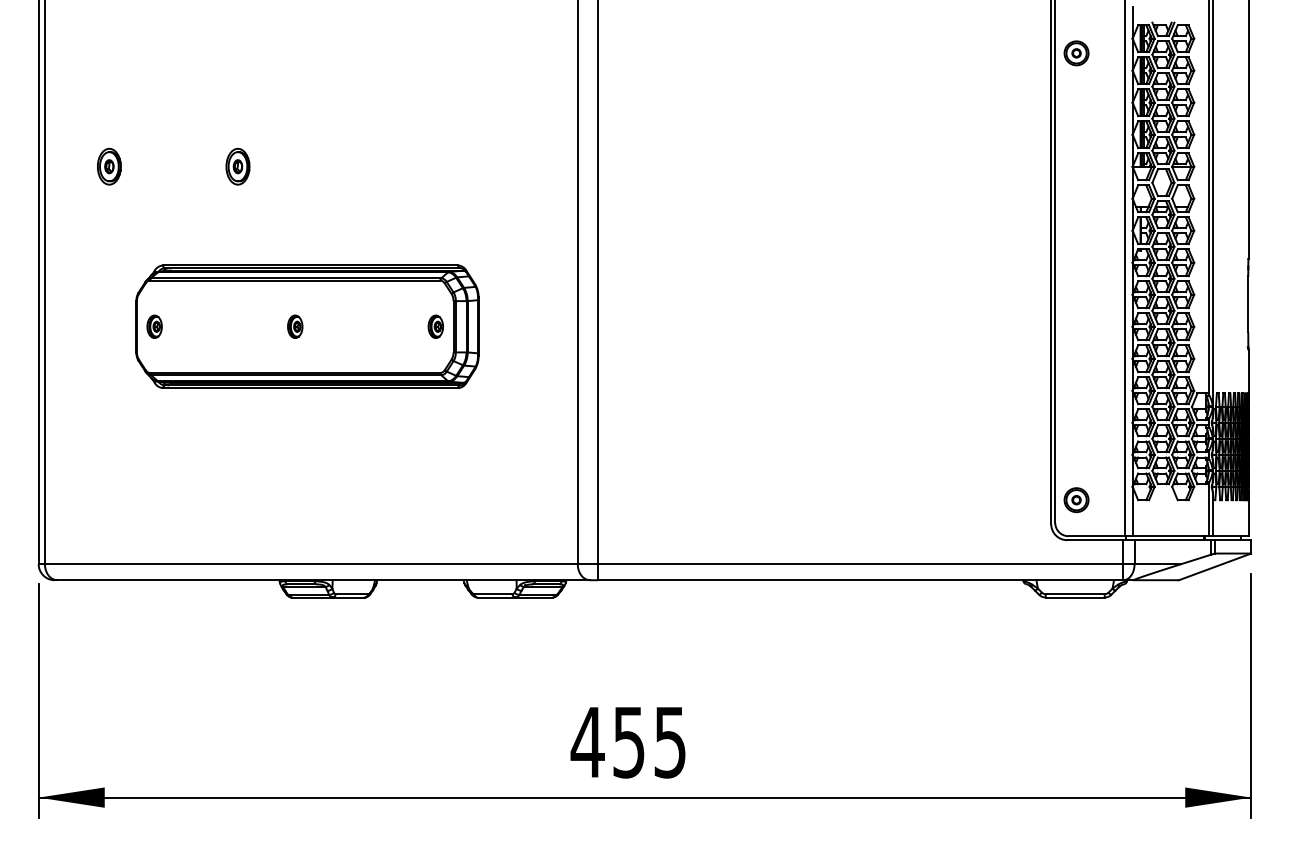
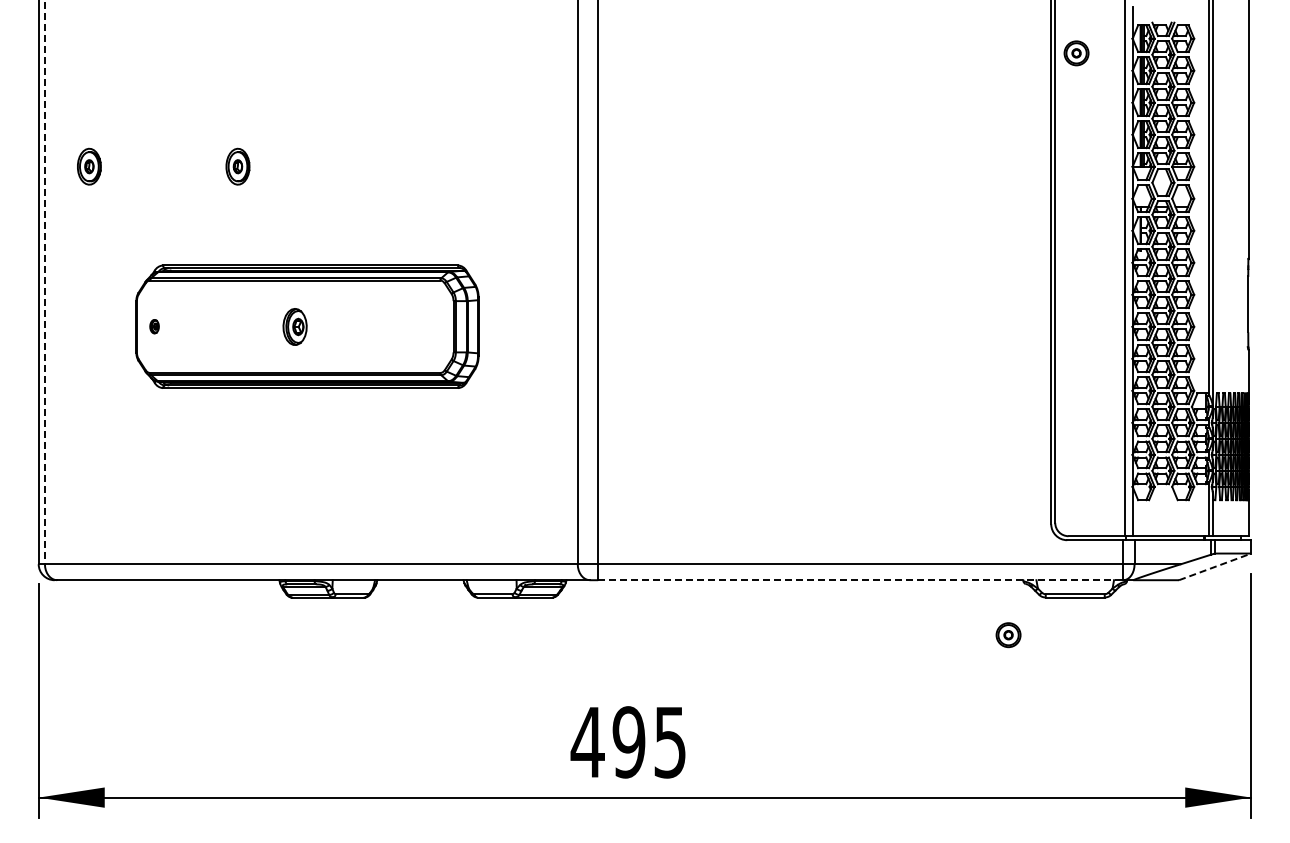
part position: (109, 166) -> (89, 166) (89, 166)
line: solid -> dashed (44, 282)
part size: 17x25 px -> 11x16 px (154, 326)
part size: 17x25 px -> 26x38 px (294, 326)
part: present -> none (435, 326)
part position: (1076, 500) -> (1008, 635) (1008, 635)
line: solid -> dashed (1215, 566)
line: solid -> dashed (860, 580)
text: 455 -> 495 (628, 742)
